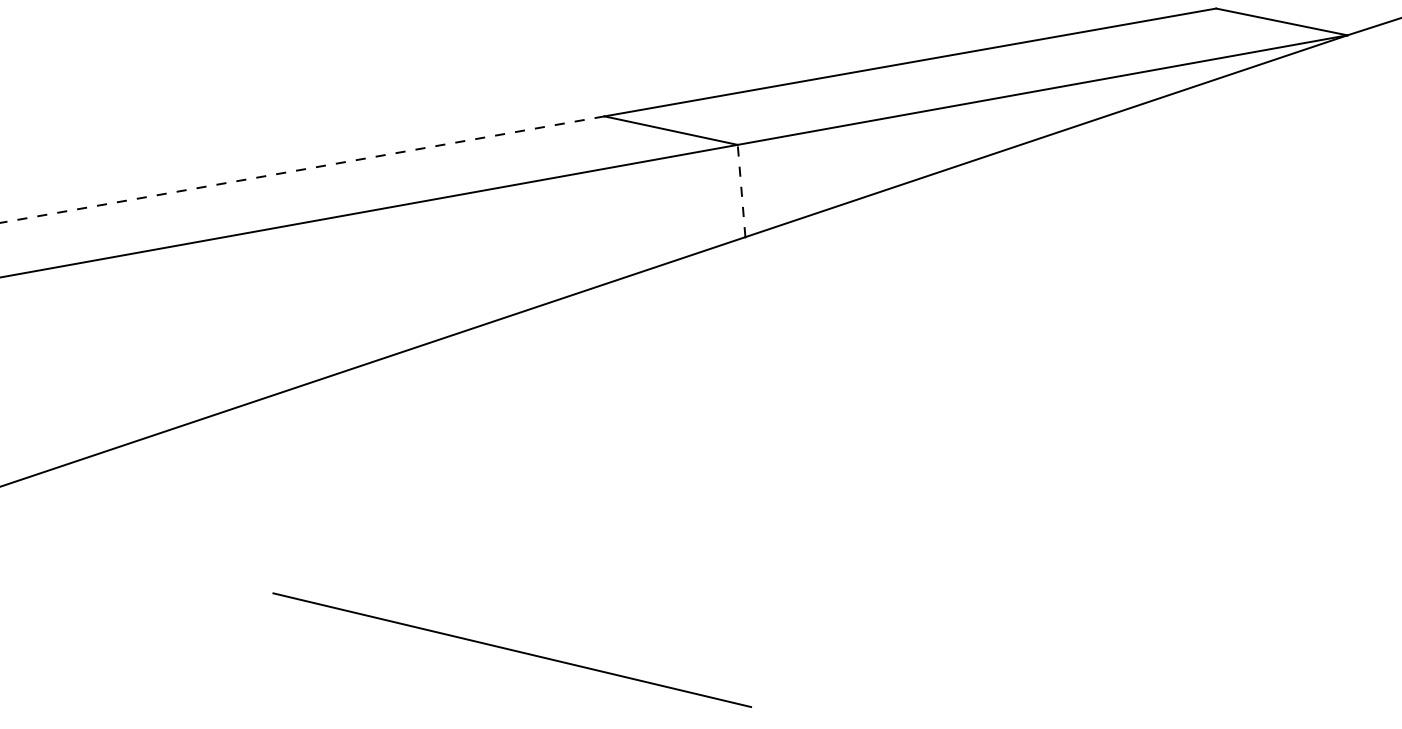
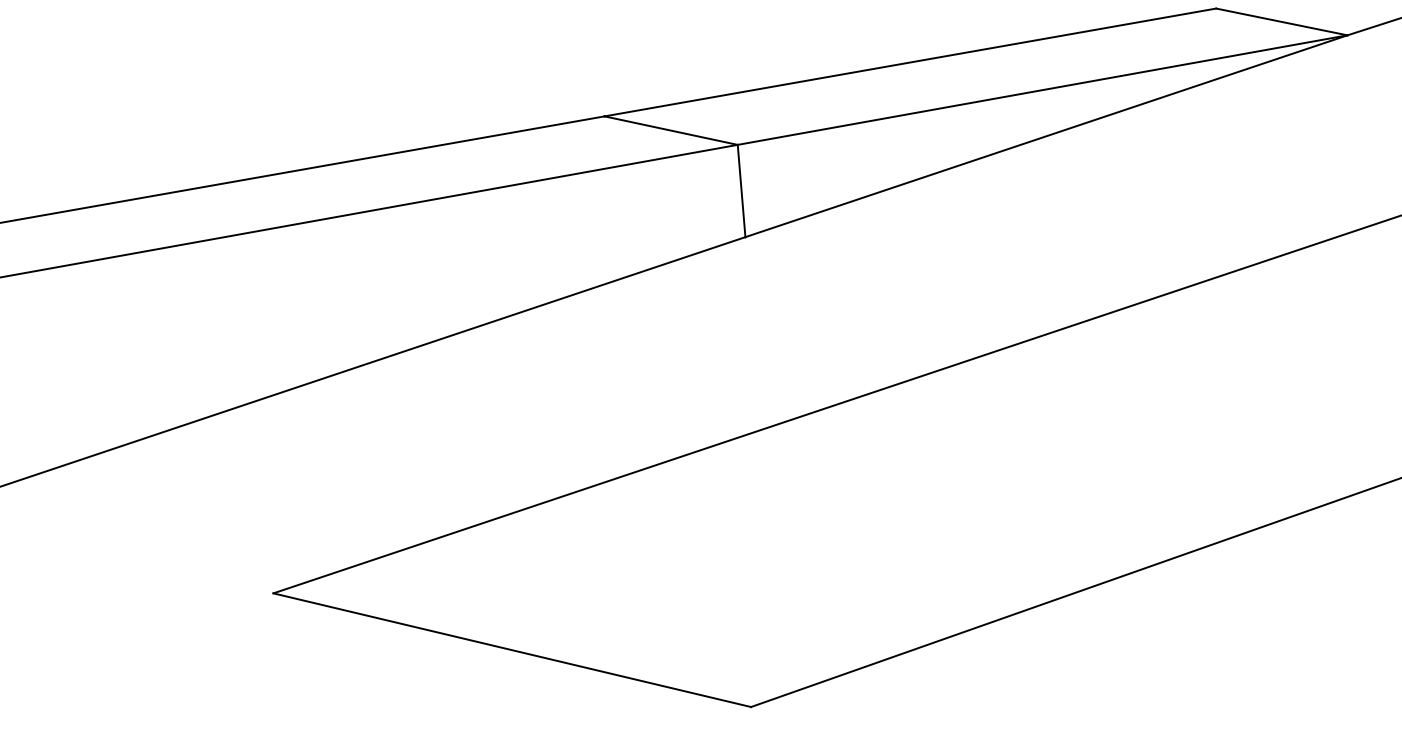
line: dashed -> solid (302, 169)
line: dashed -> solid (741, 190)
line: none -> present (835, 404)
line: none -> present (1074, 593)
